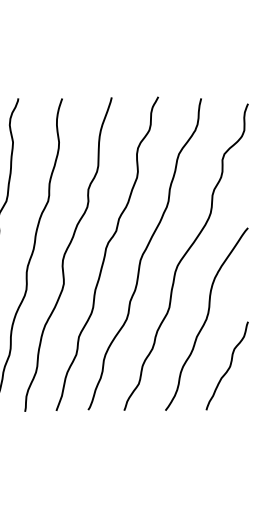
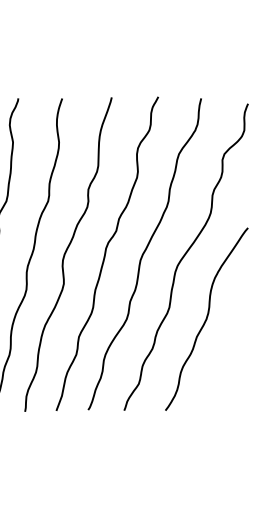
curve: present -> none (228, 367)
